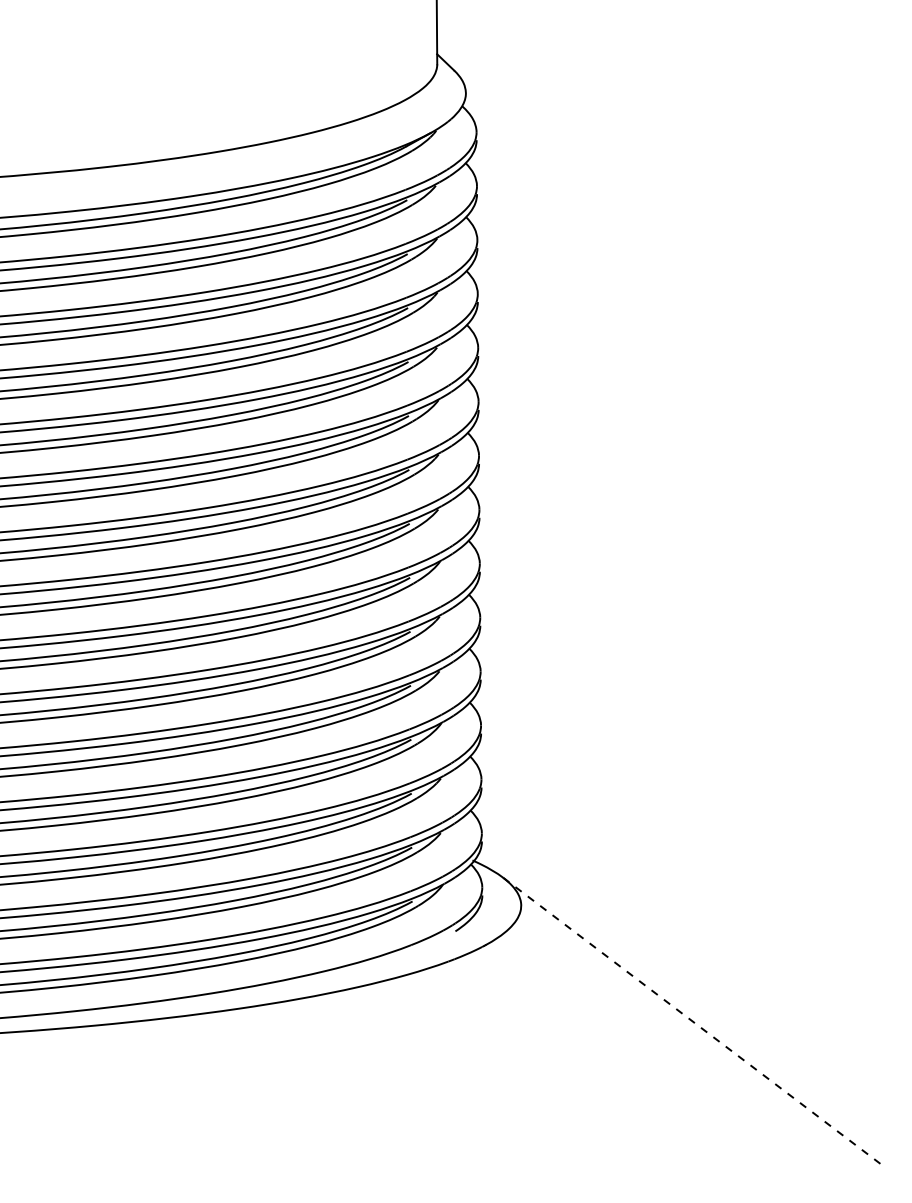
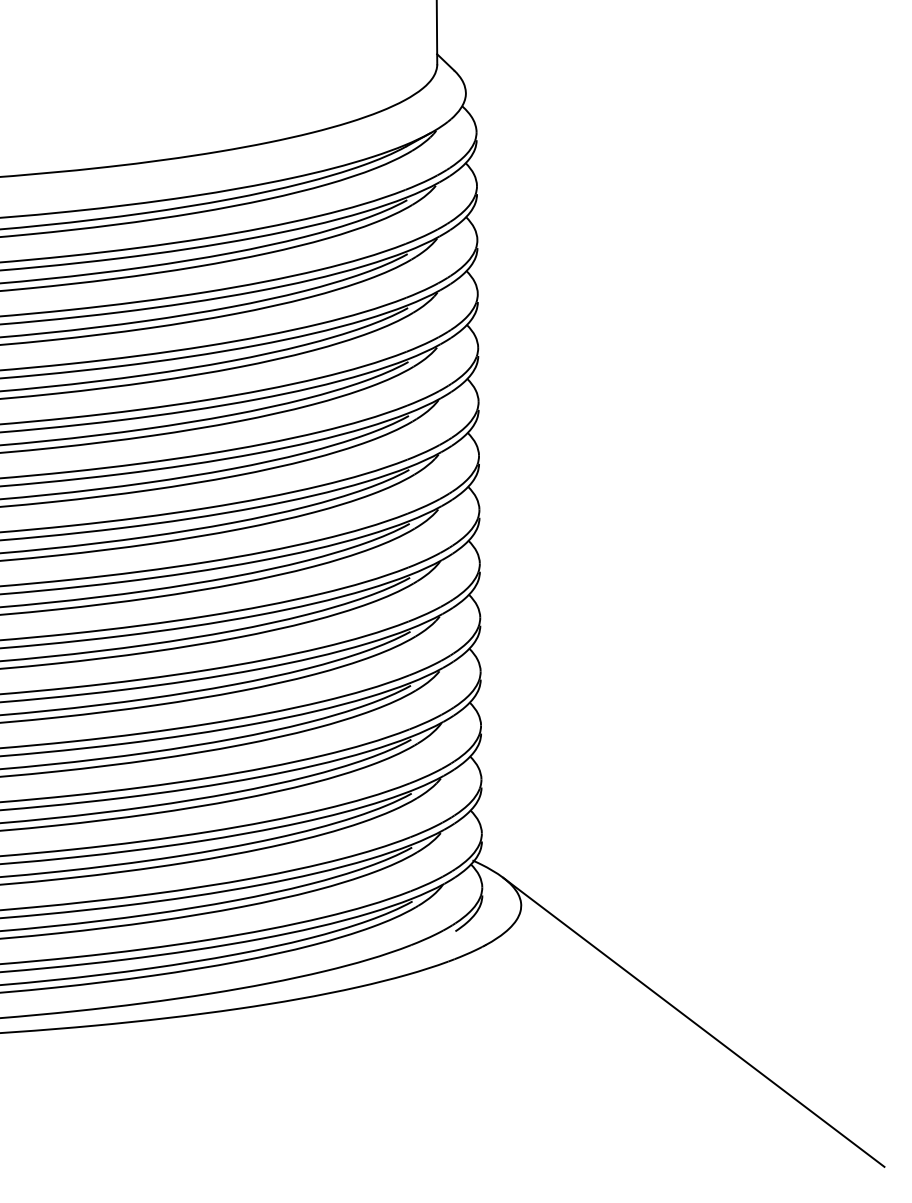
line: dashed -> solid (694, 1022)
